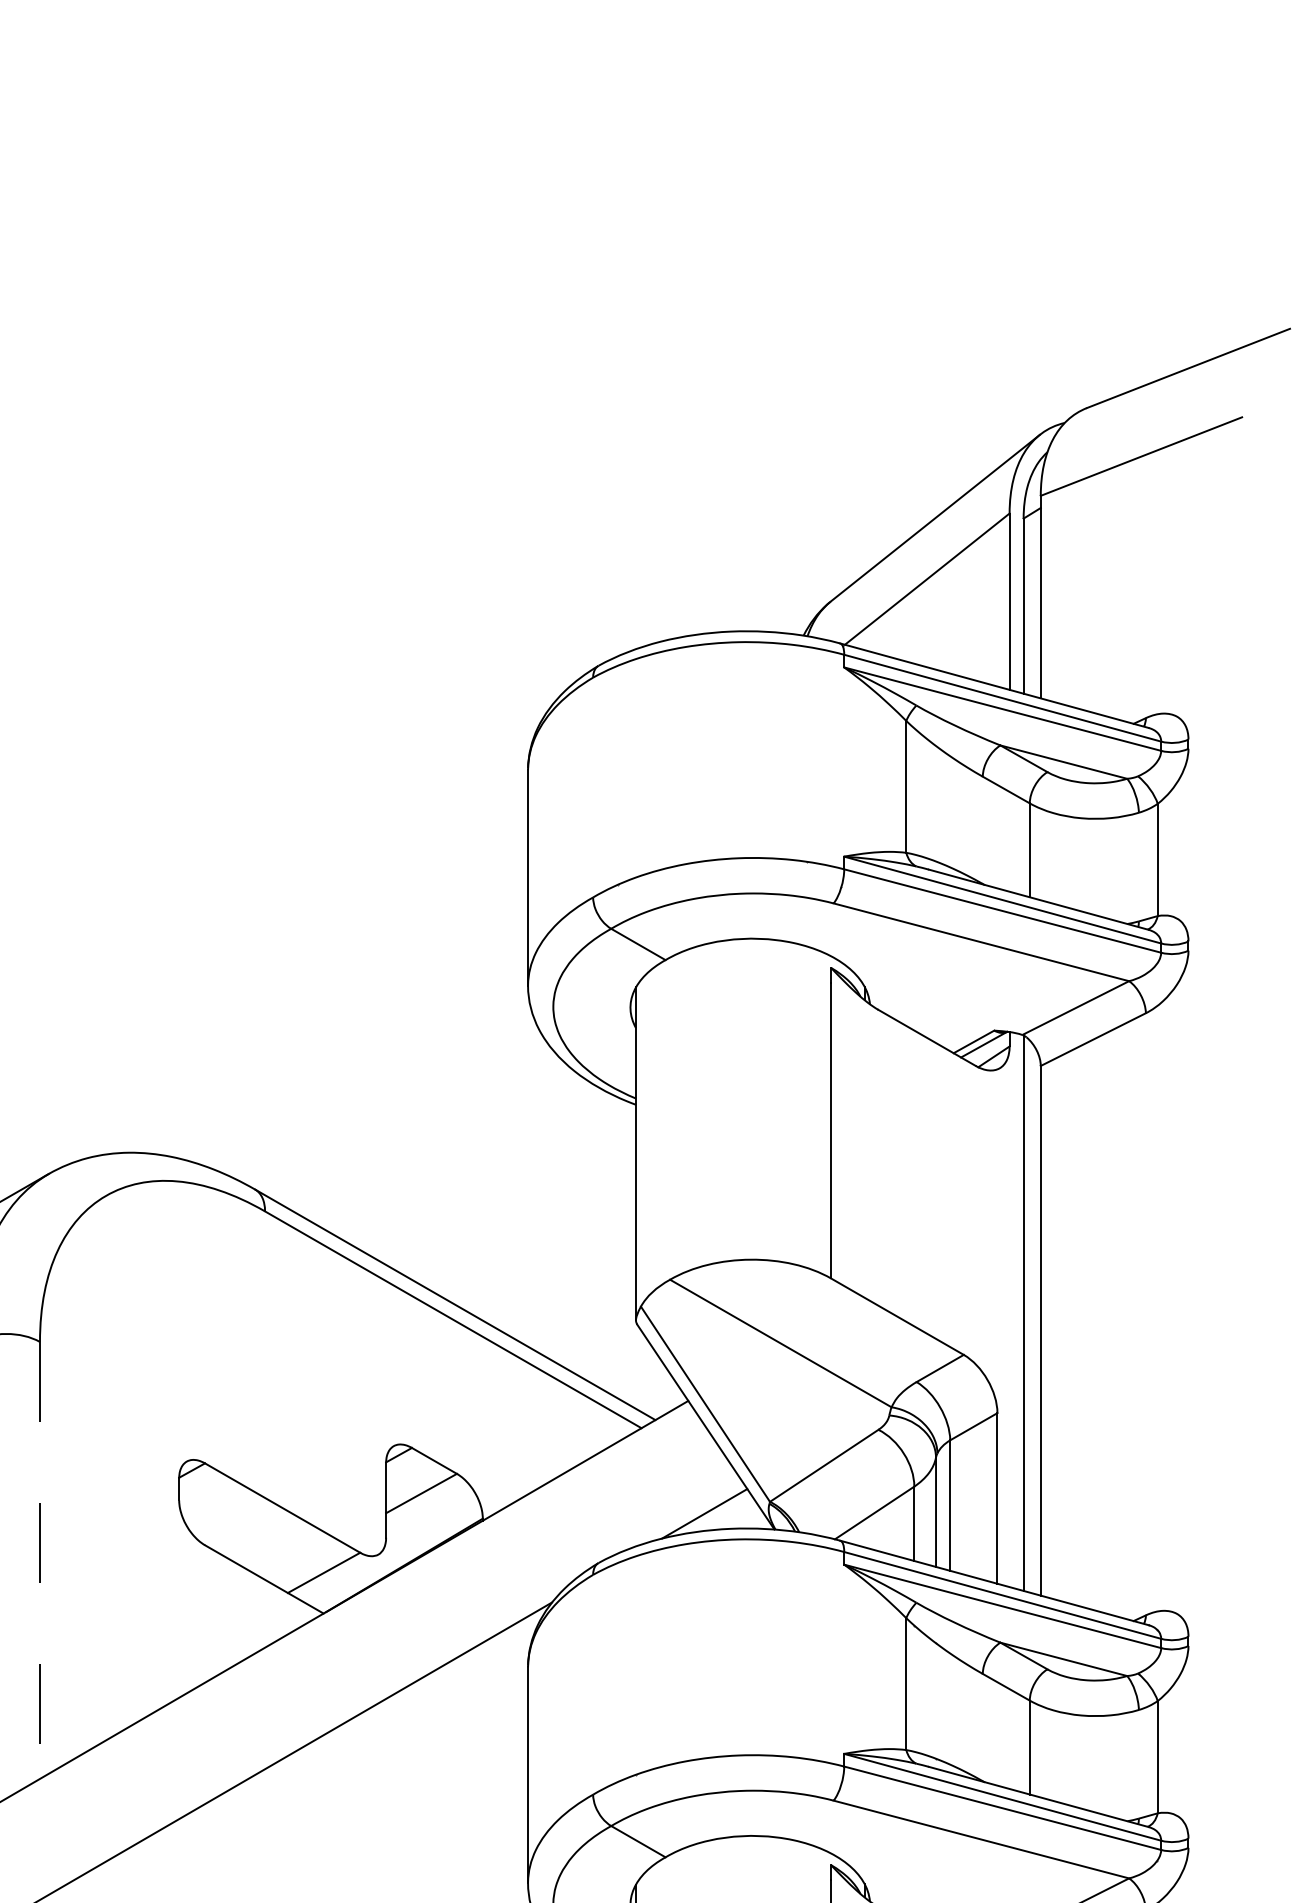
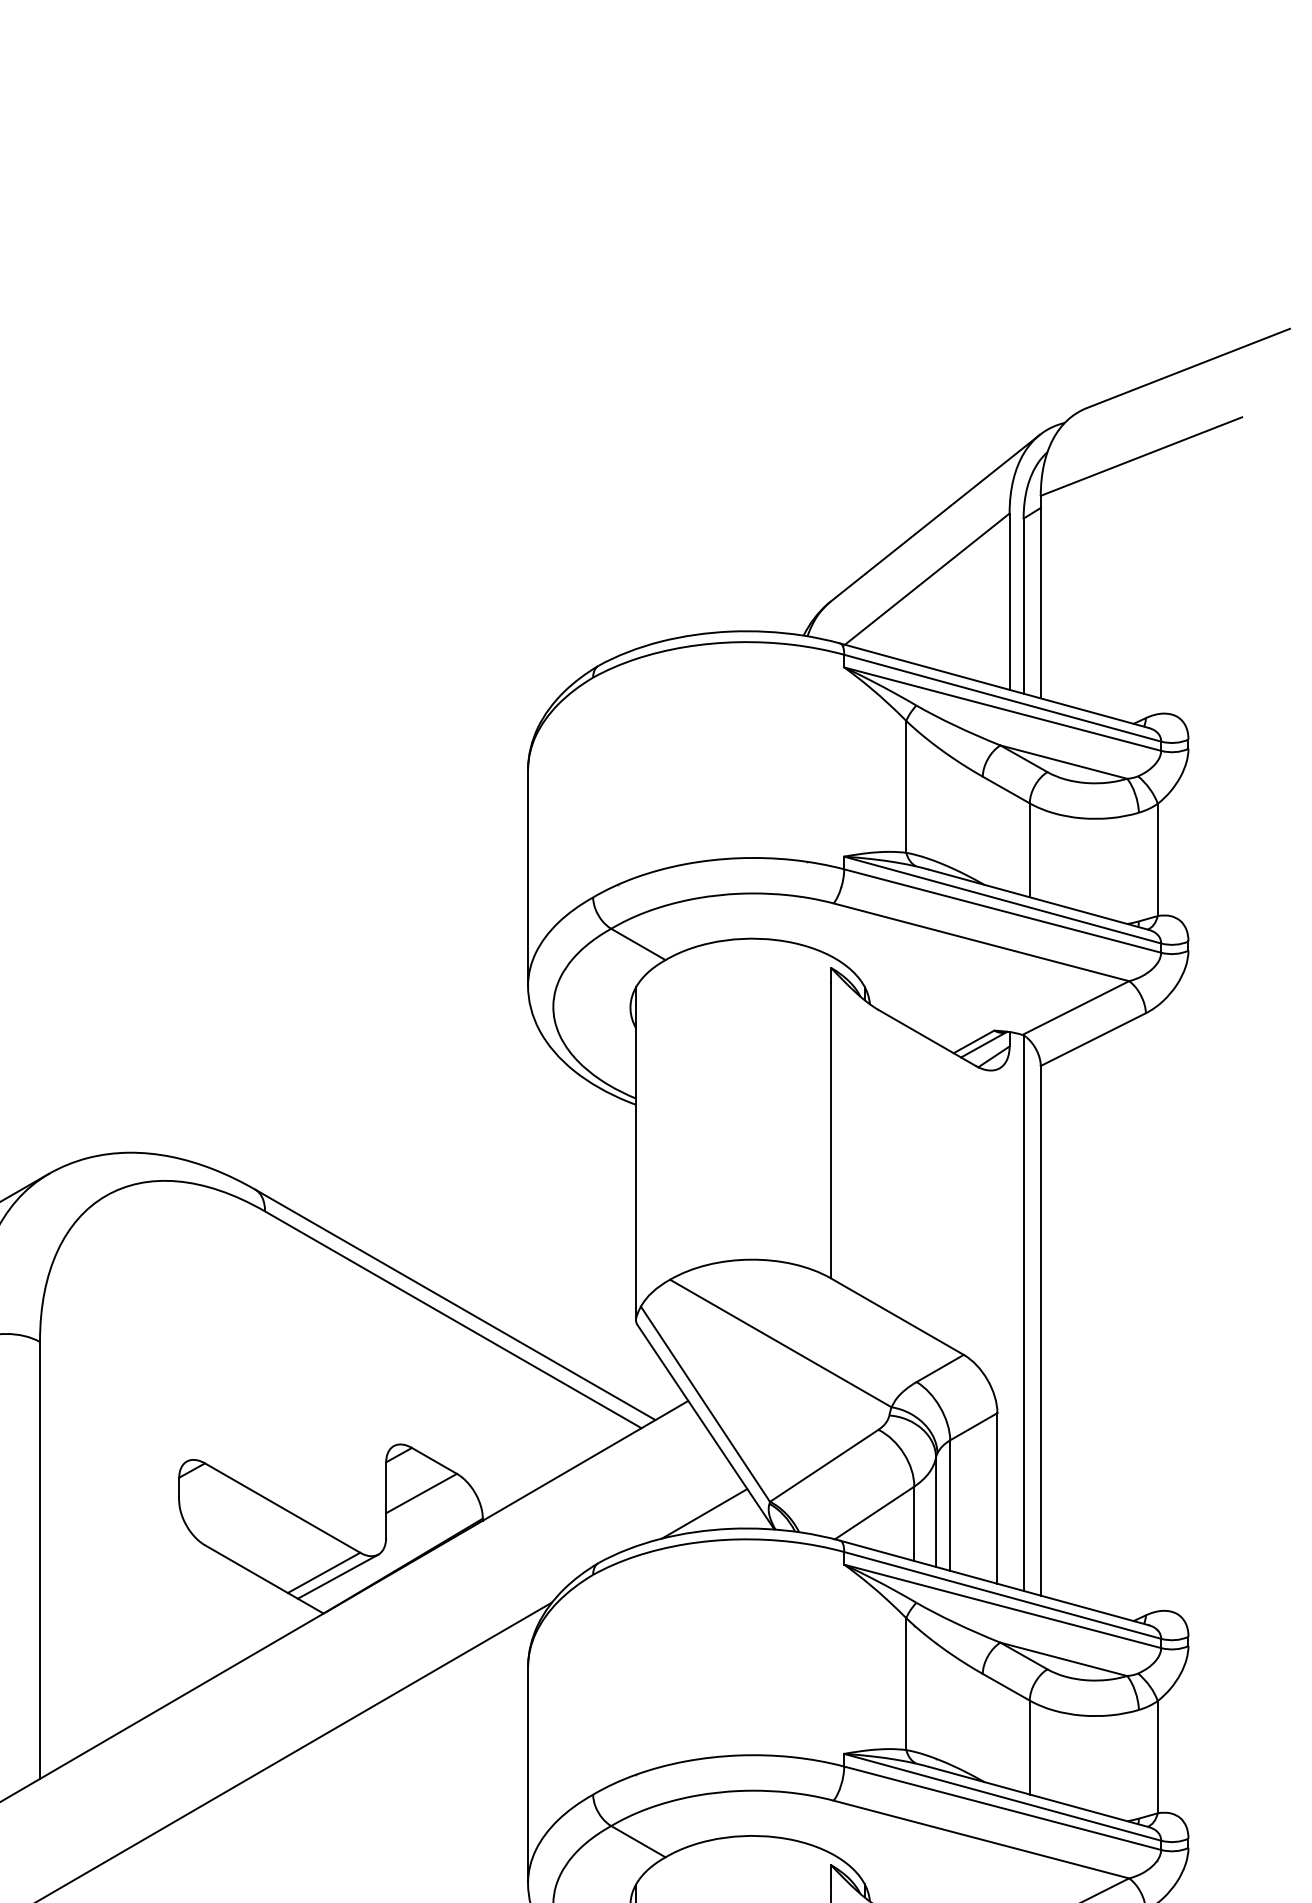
line: dashed -> solid (40, 1560)
line: none -> present (337, 1576)
